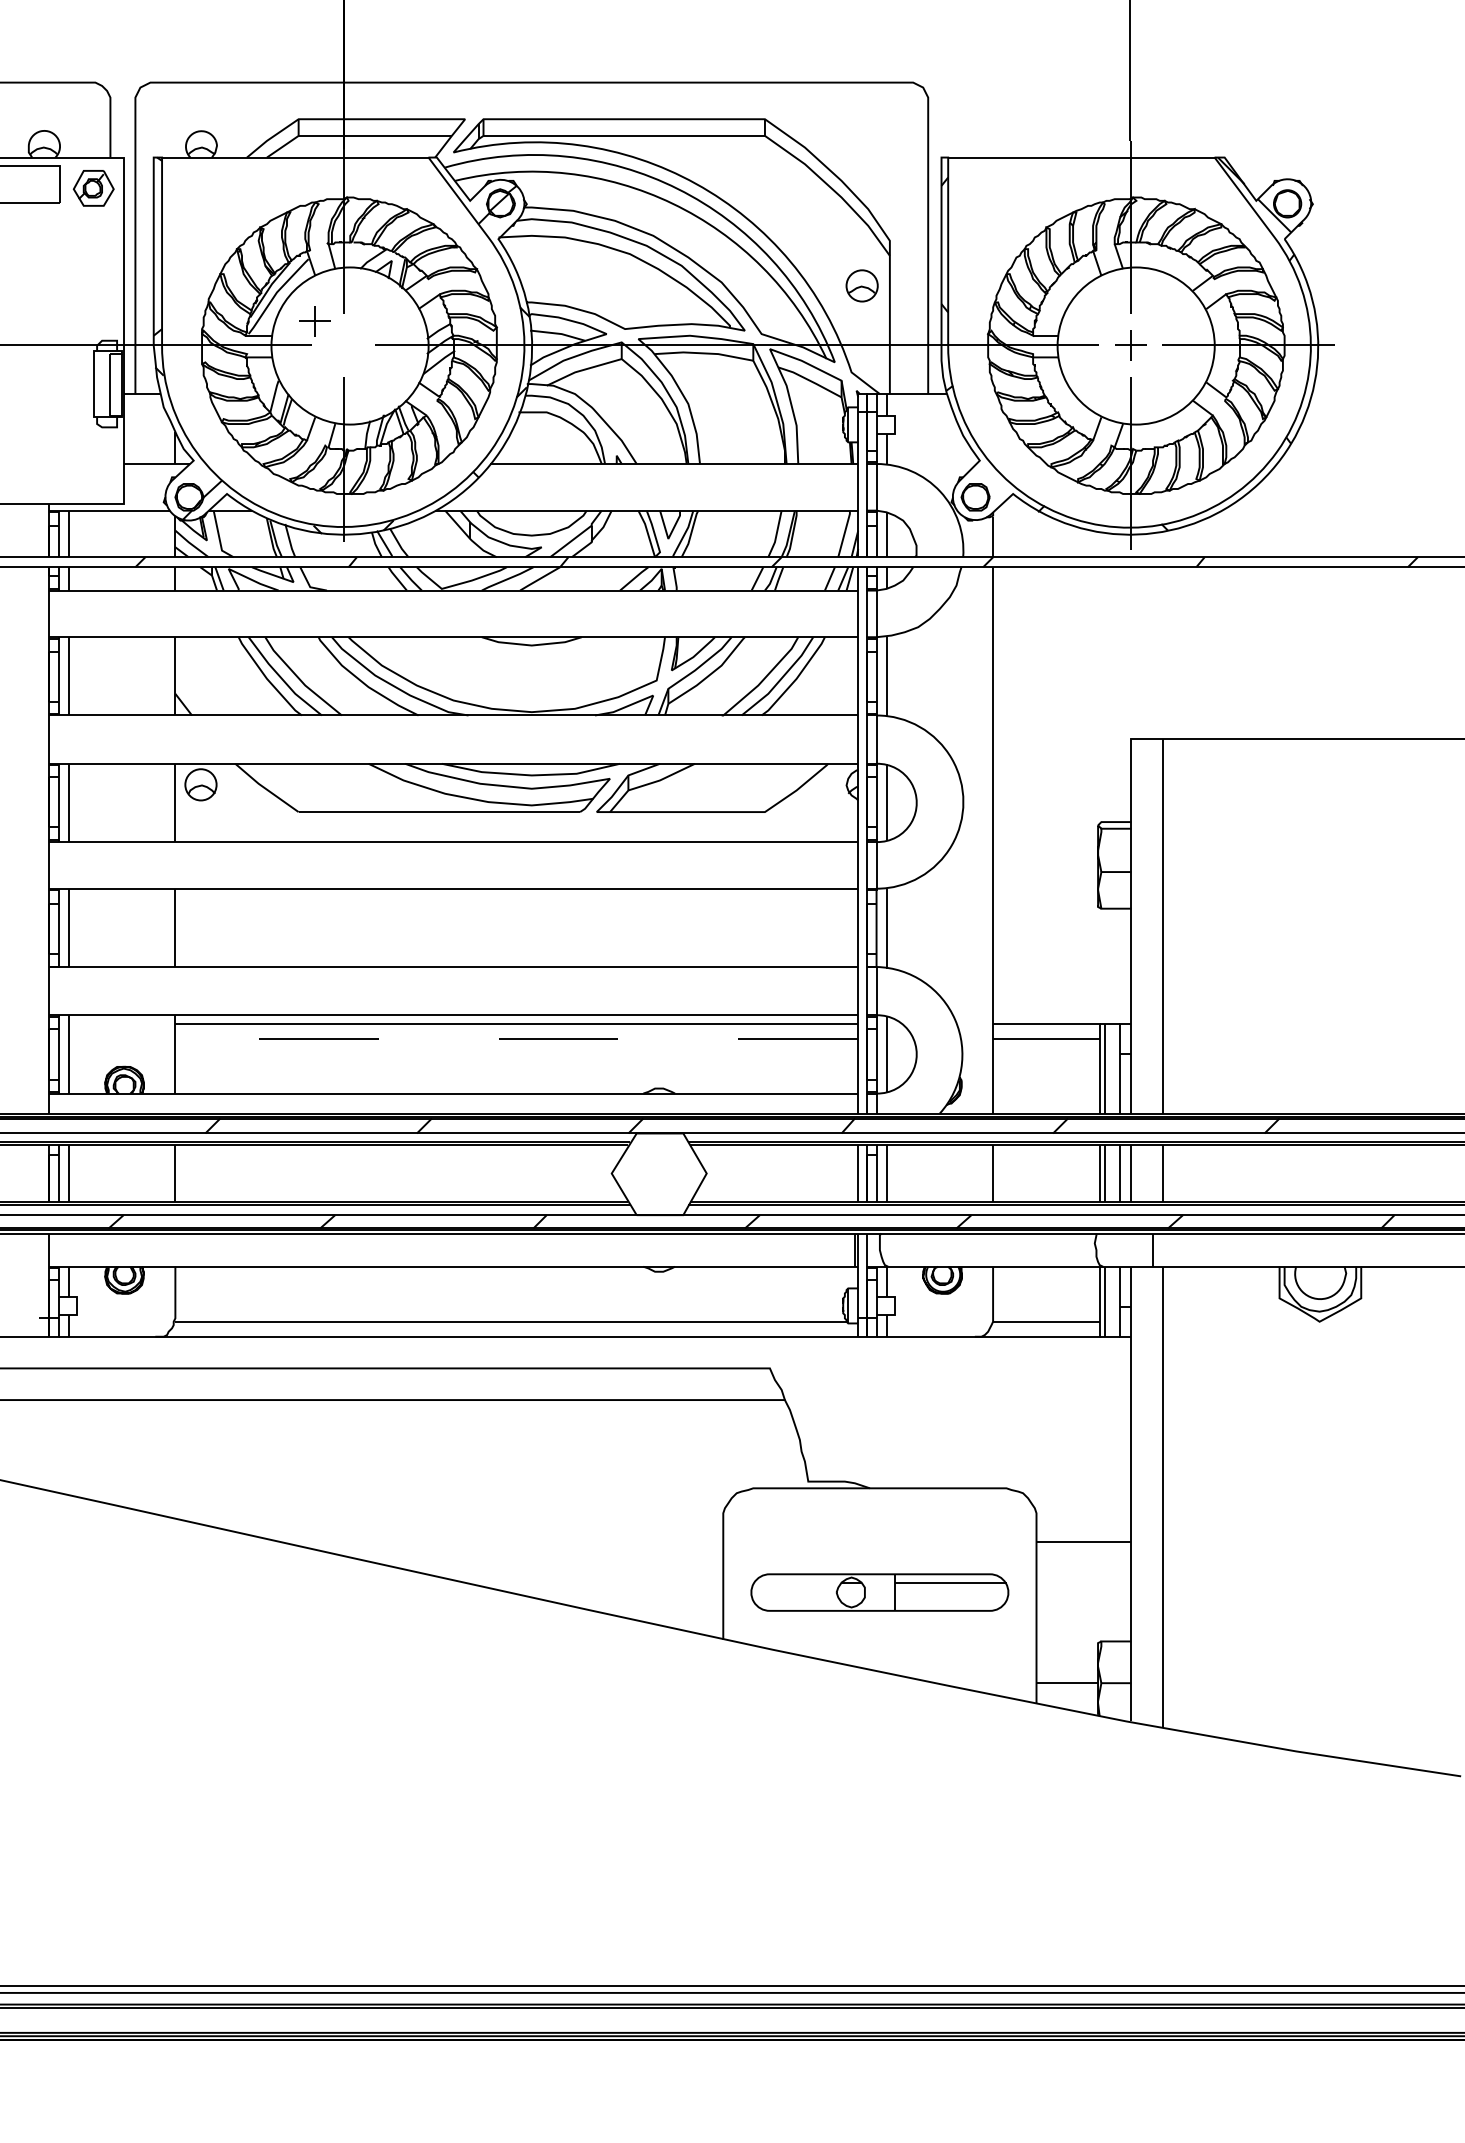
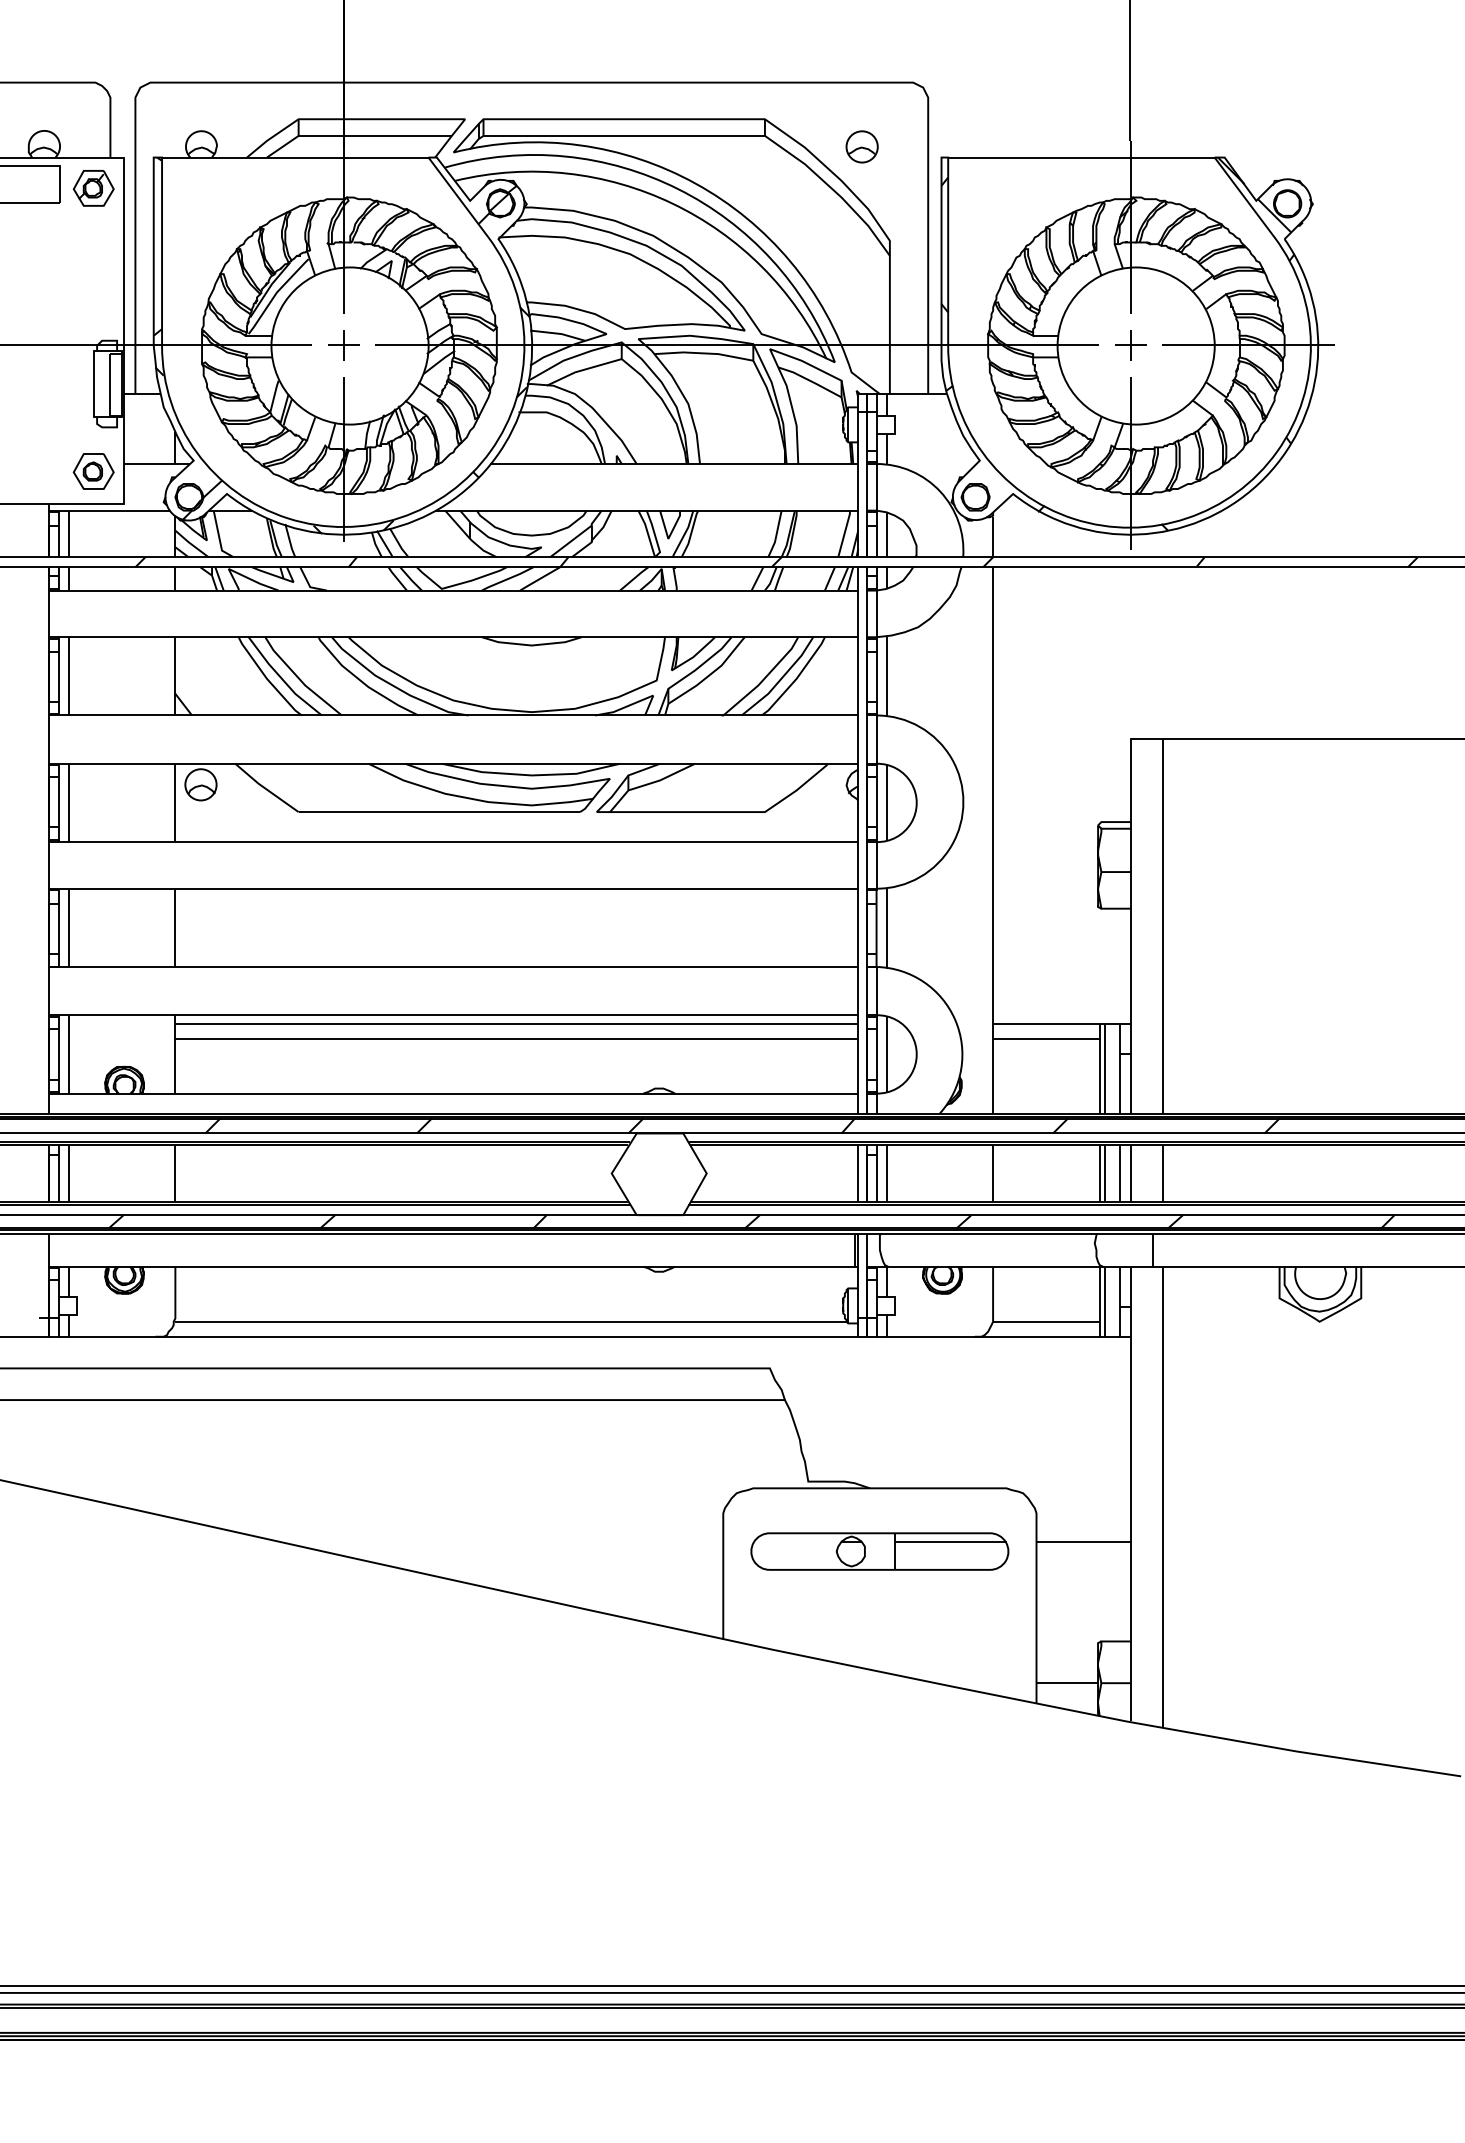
part position: (861, 285) -> (861, 146) (861, 146)
part position: (314, 321) -> (343, 345) (343, 345)
part: none -> present (93, 471)
line: dashed -> solid (516, 1038)
part position: (879, 1592) -> (879, 1551) (879, 1551)
